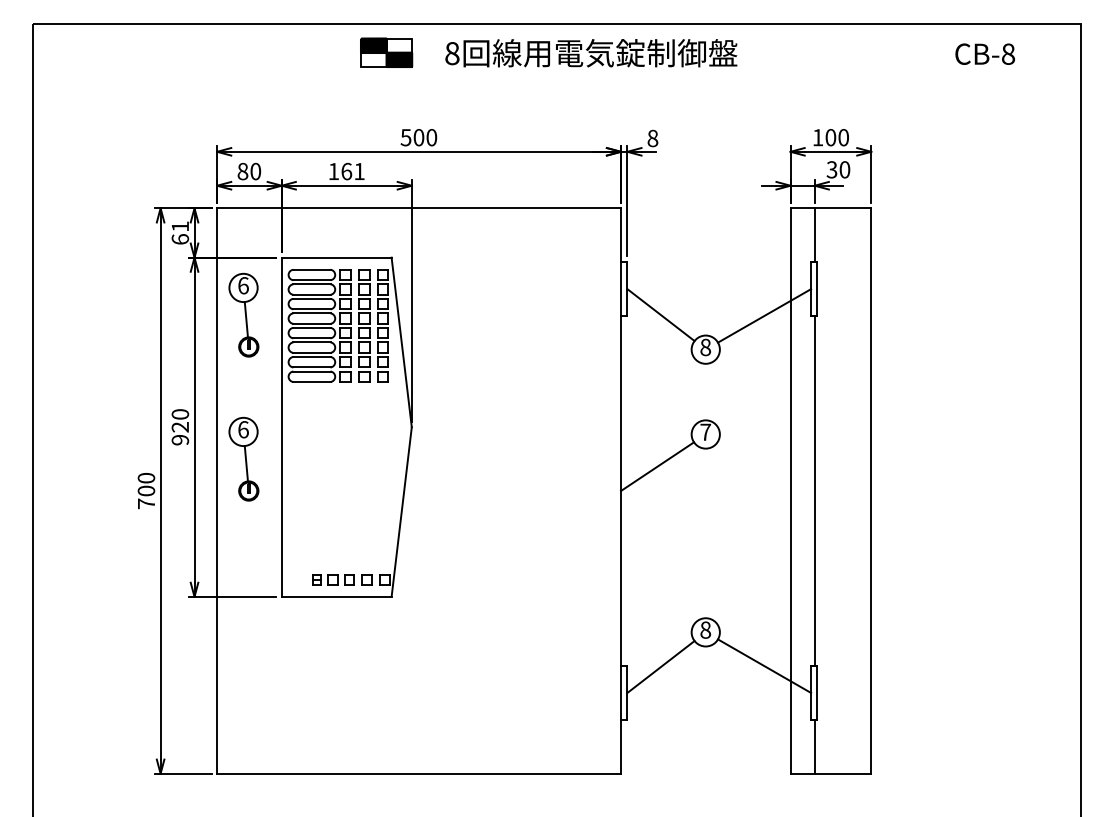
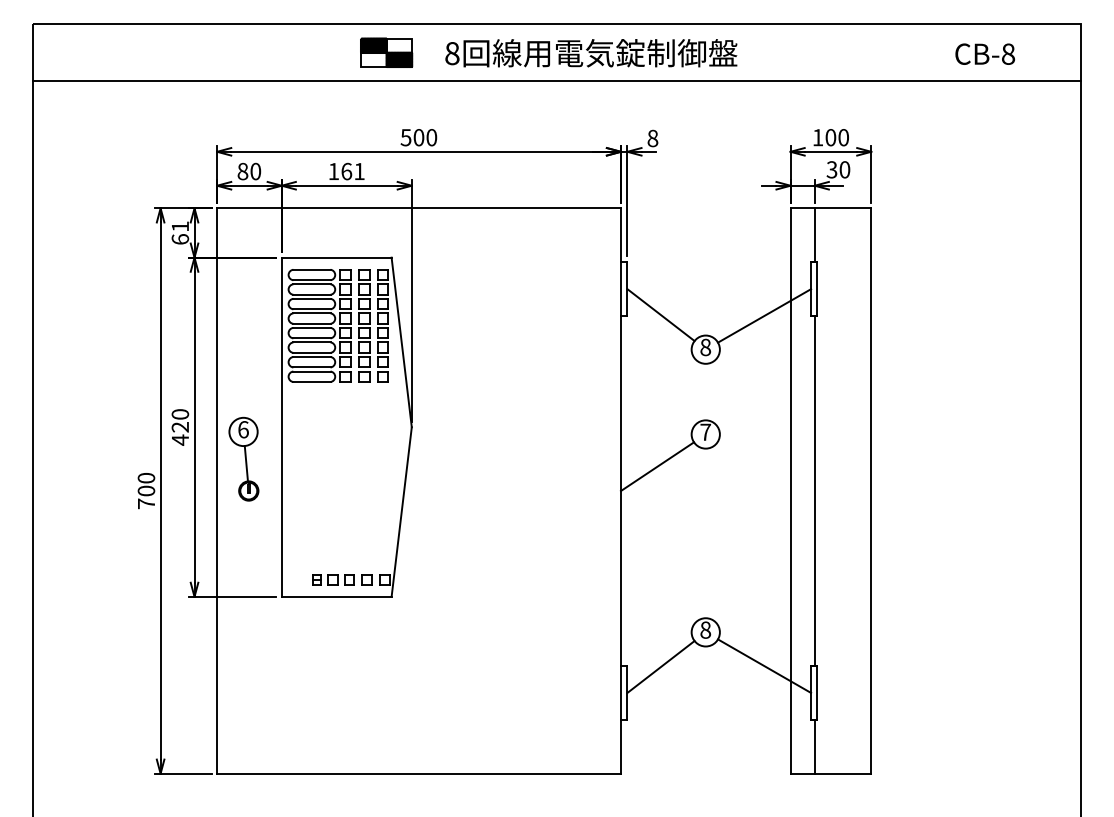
line: none -> present (556, 81)
part: present -> none (243, 314)
text: 920 -> 420 (180, 439)
